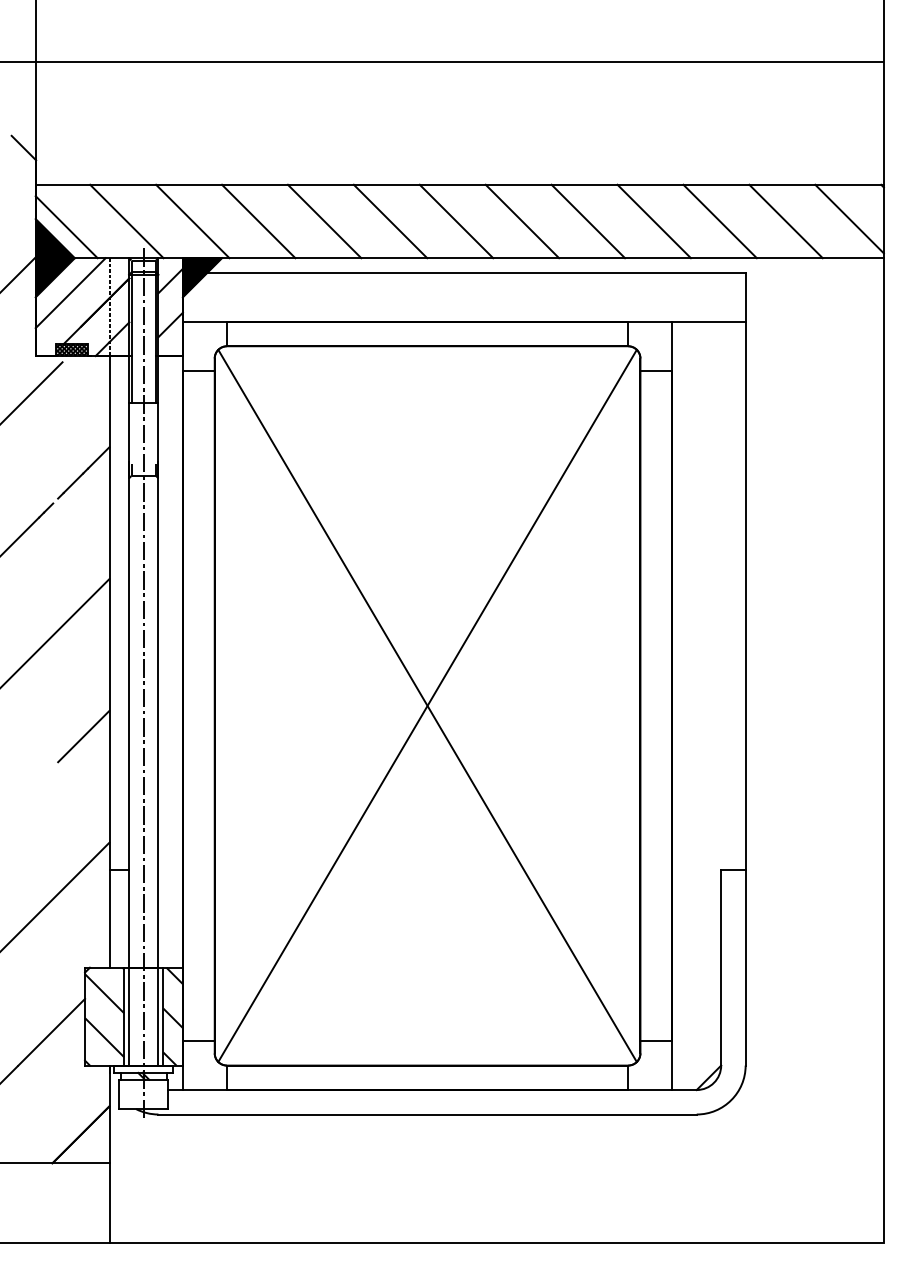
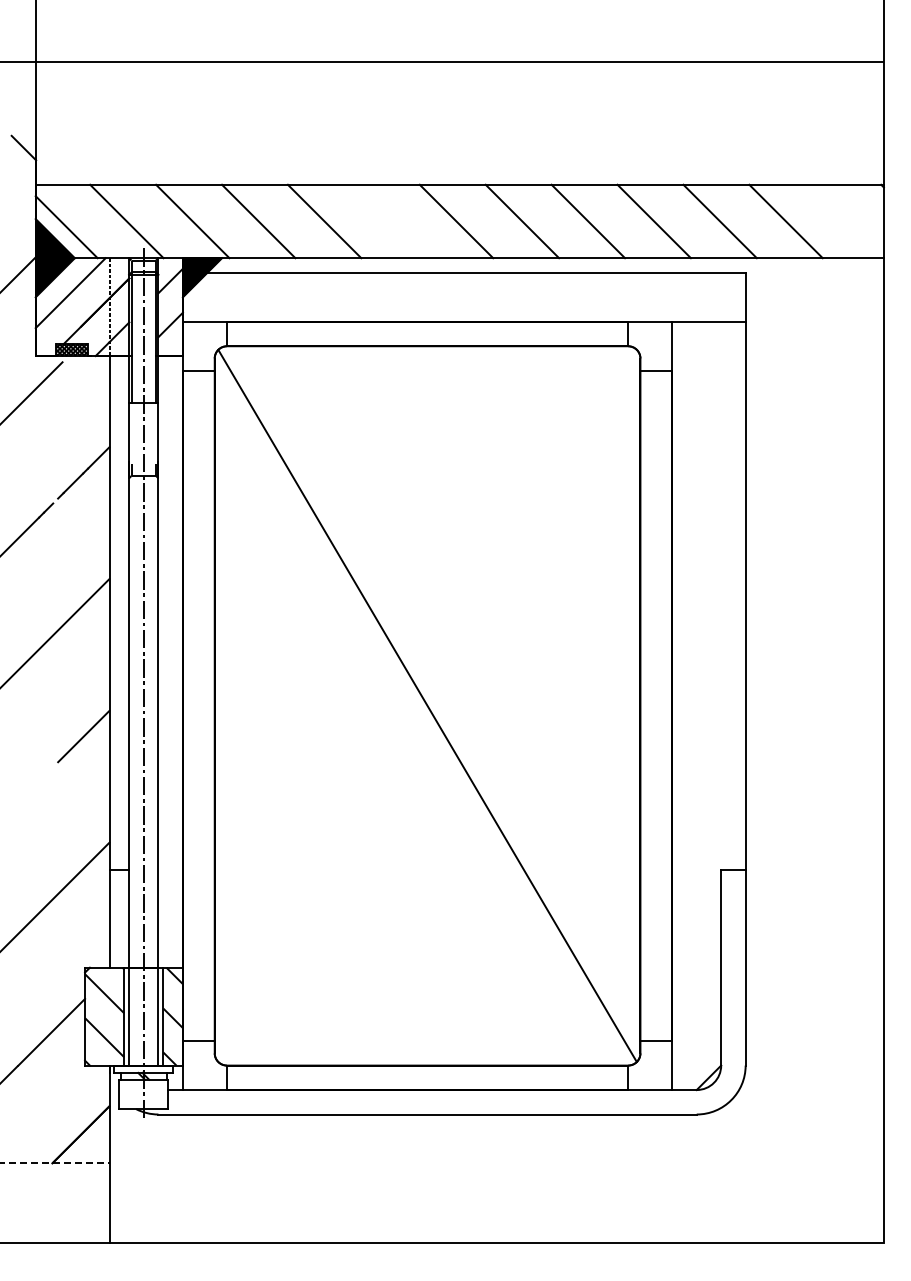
line: present -> none (849, 218)
line: present -> none (390, 221)
line: present -> none (427, 705)
line: solid -> dashed (55, 1163)
